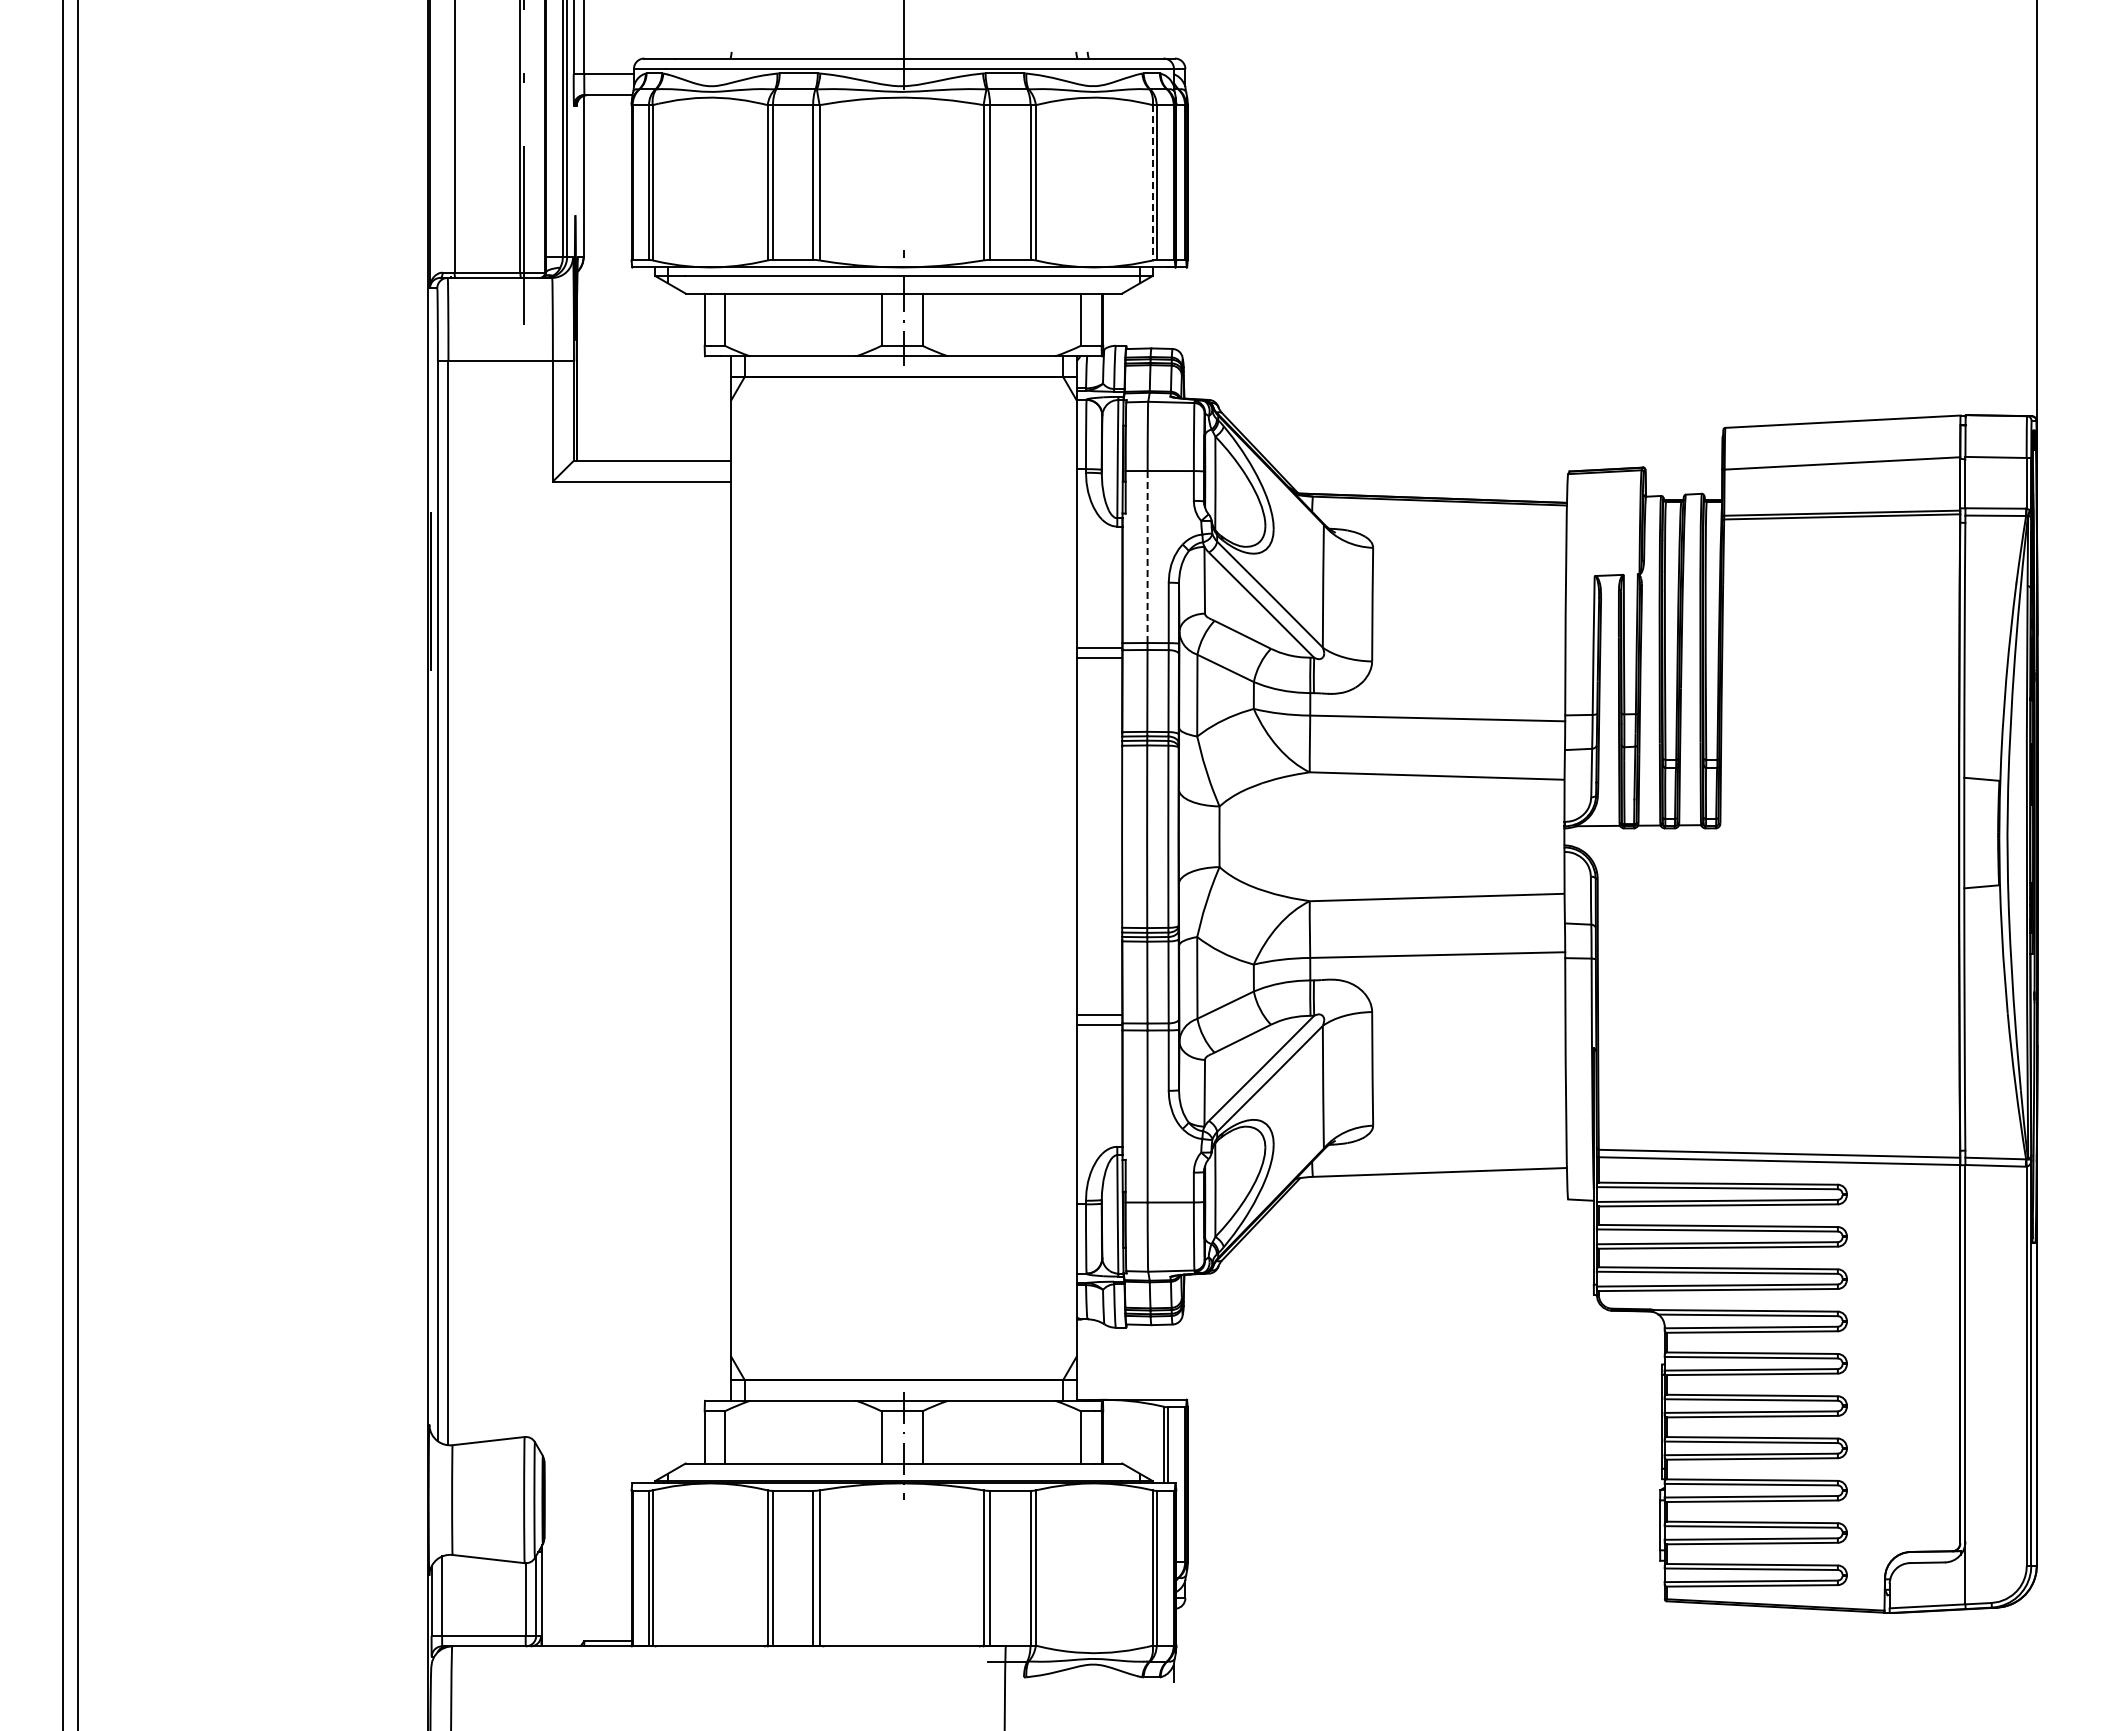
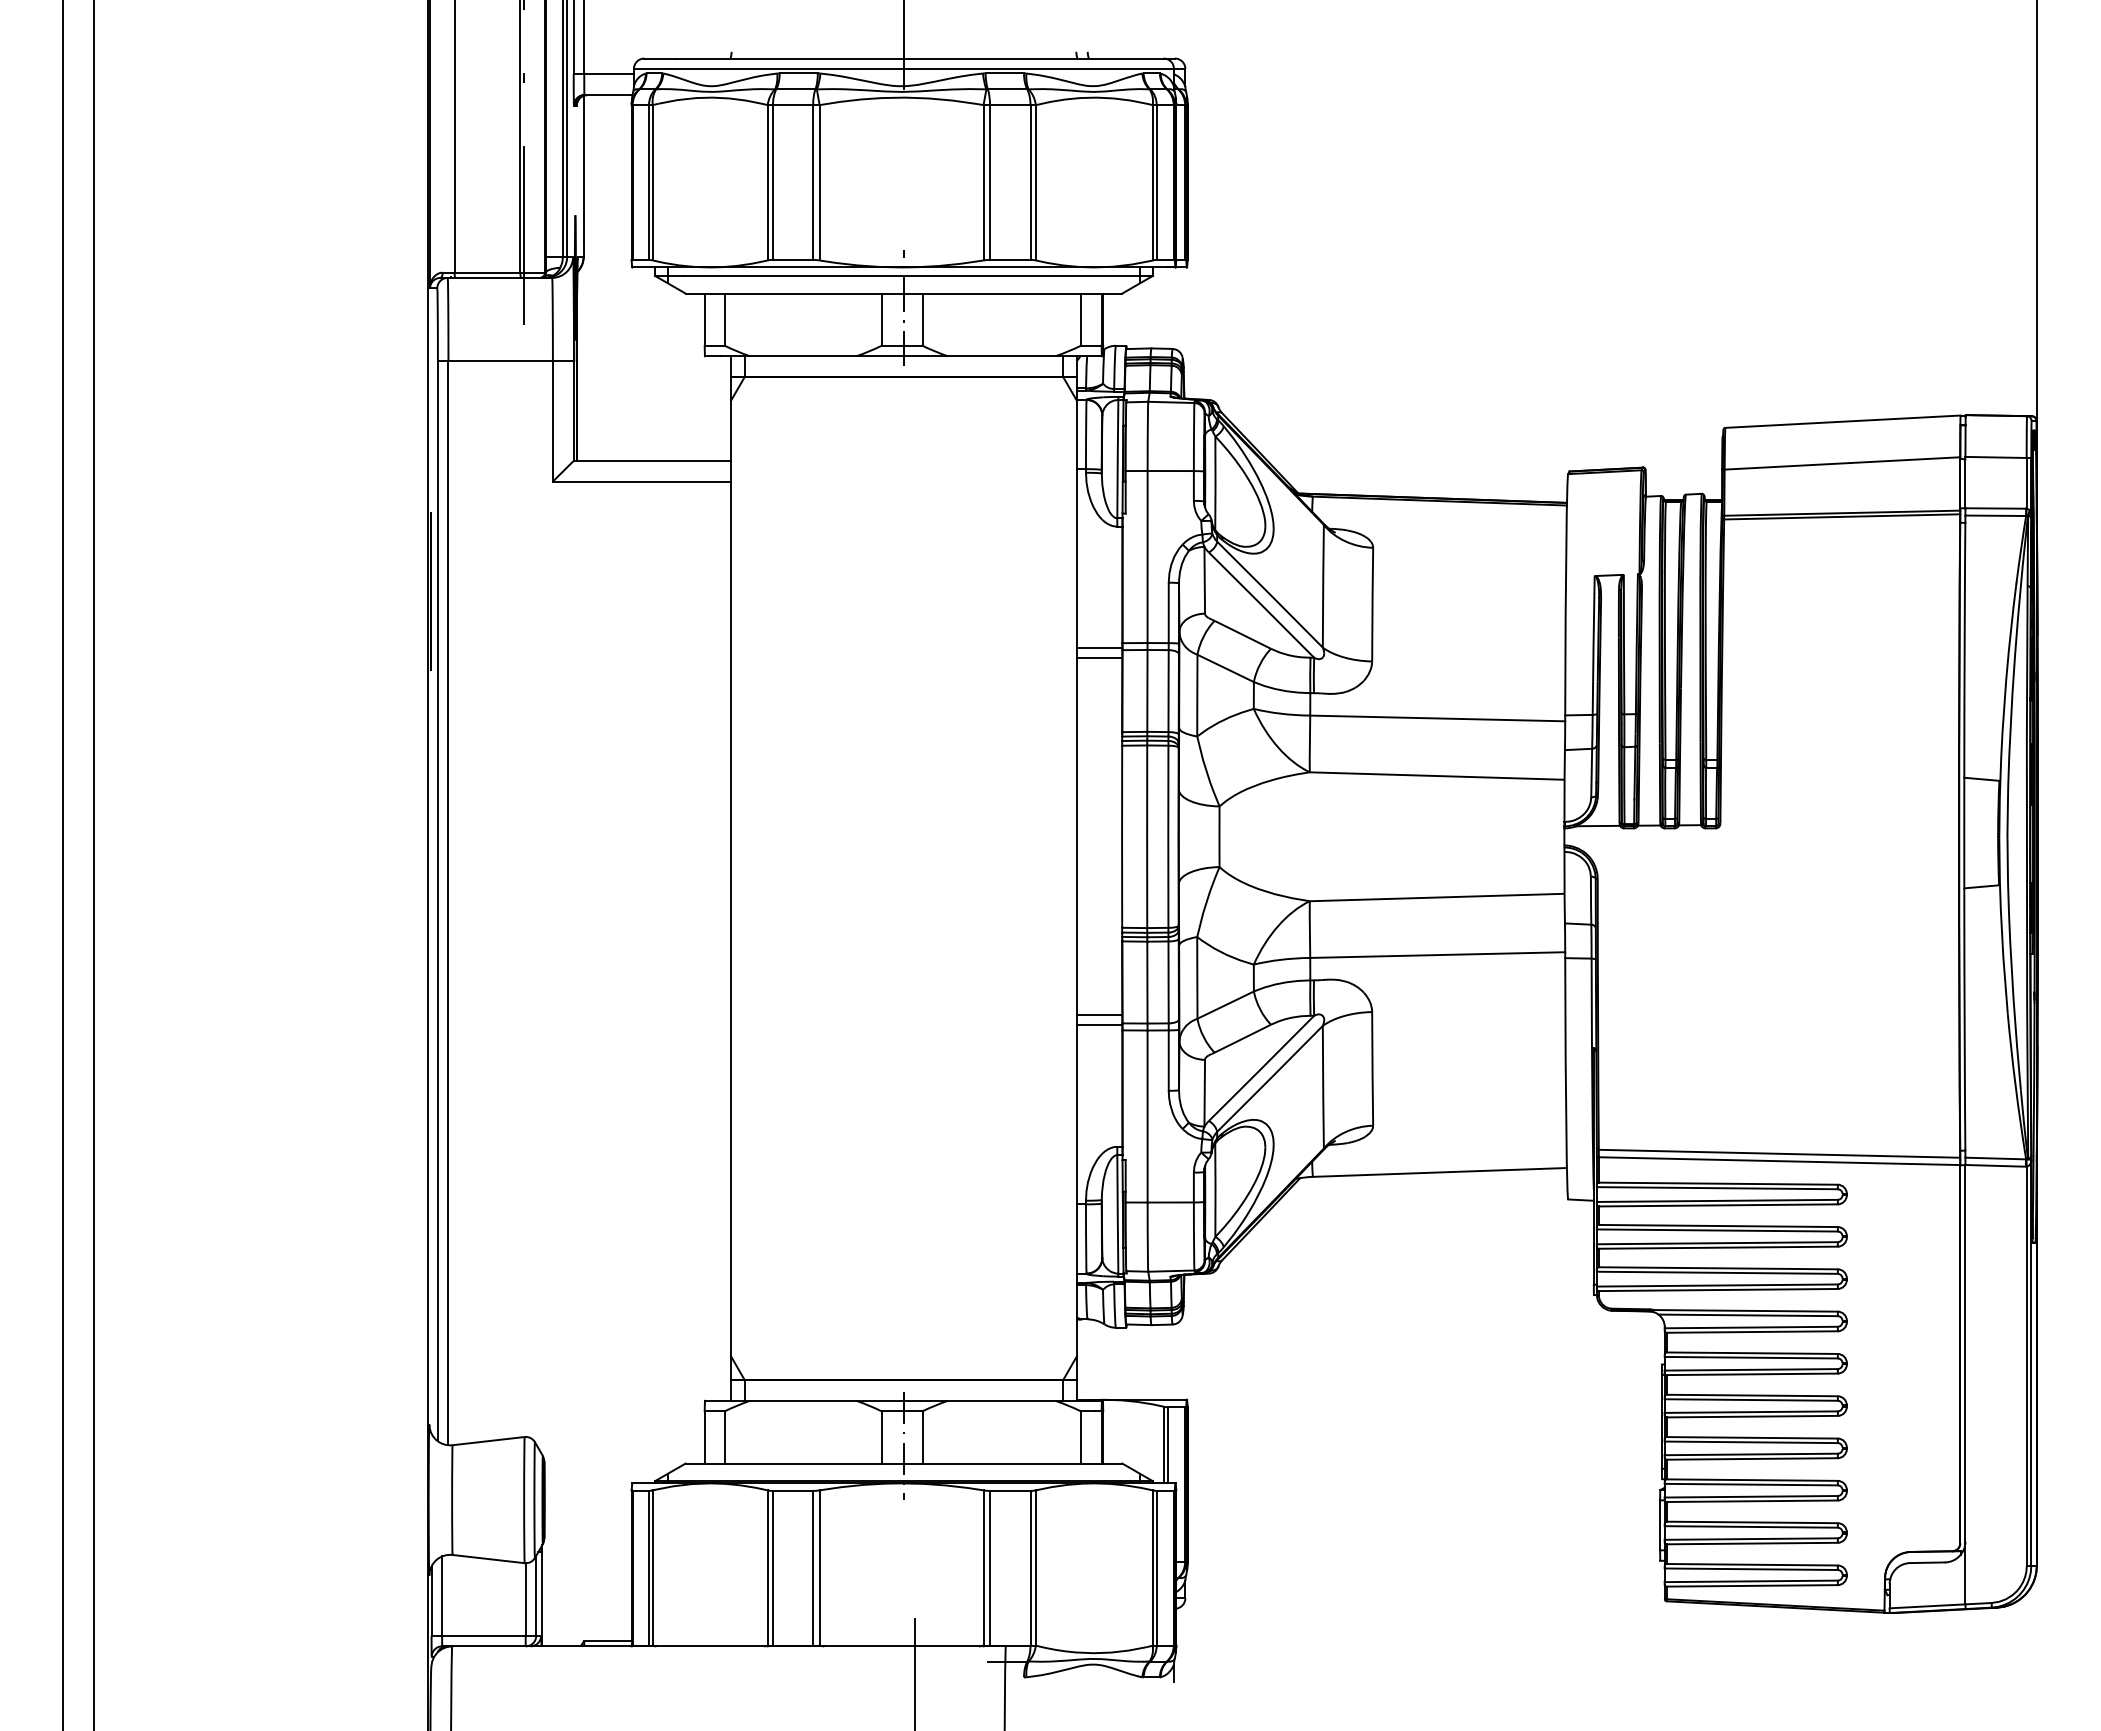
line: dashed -> solid (1152, 182)
line: dashed -> solid (1147, 557)
line position: (78, 864) -> (94, 864) (94, 864)
line: none -> present (915, 1672)
